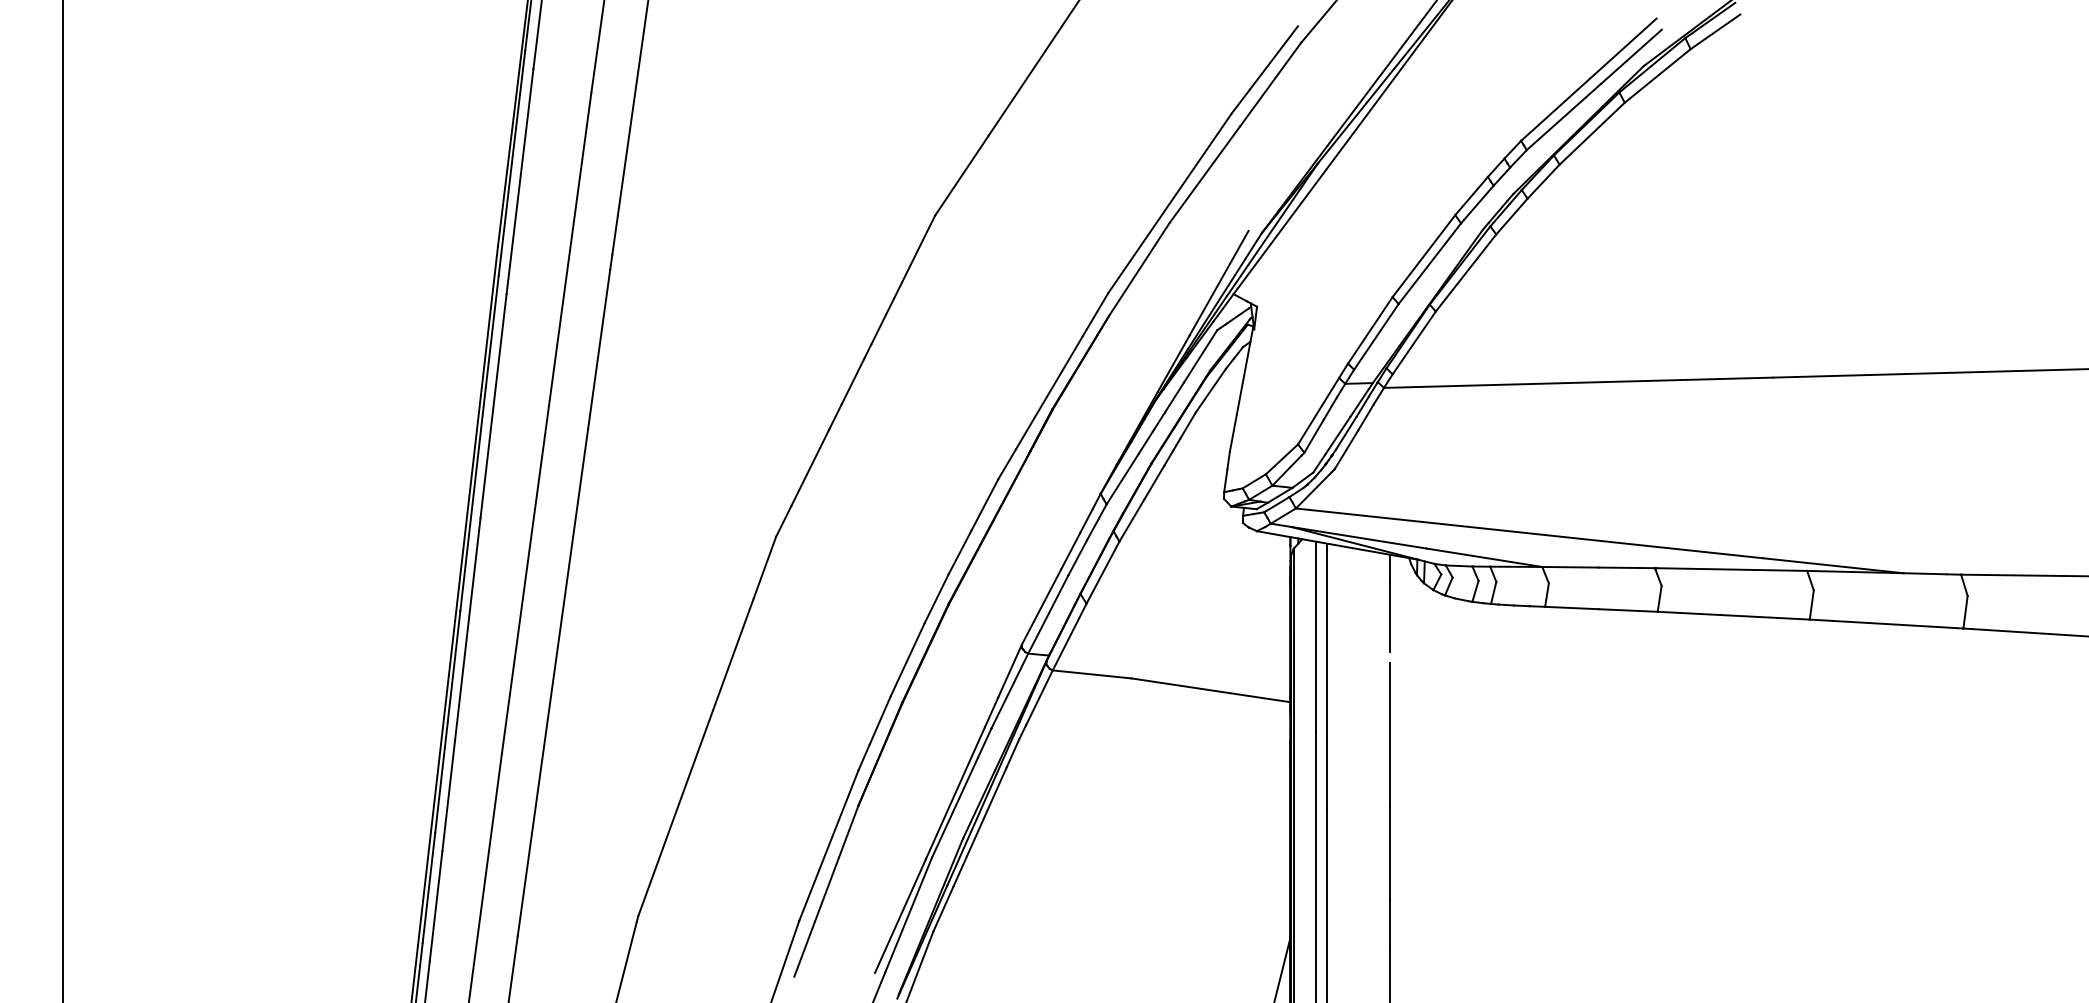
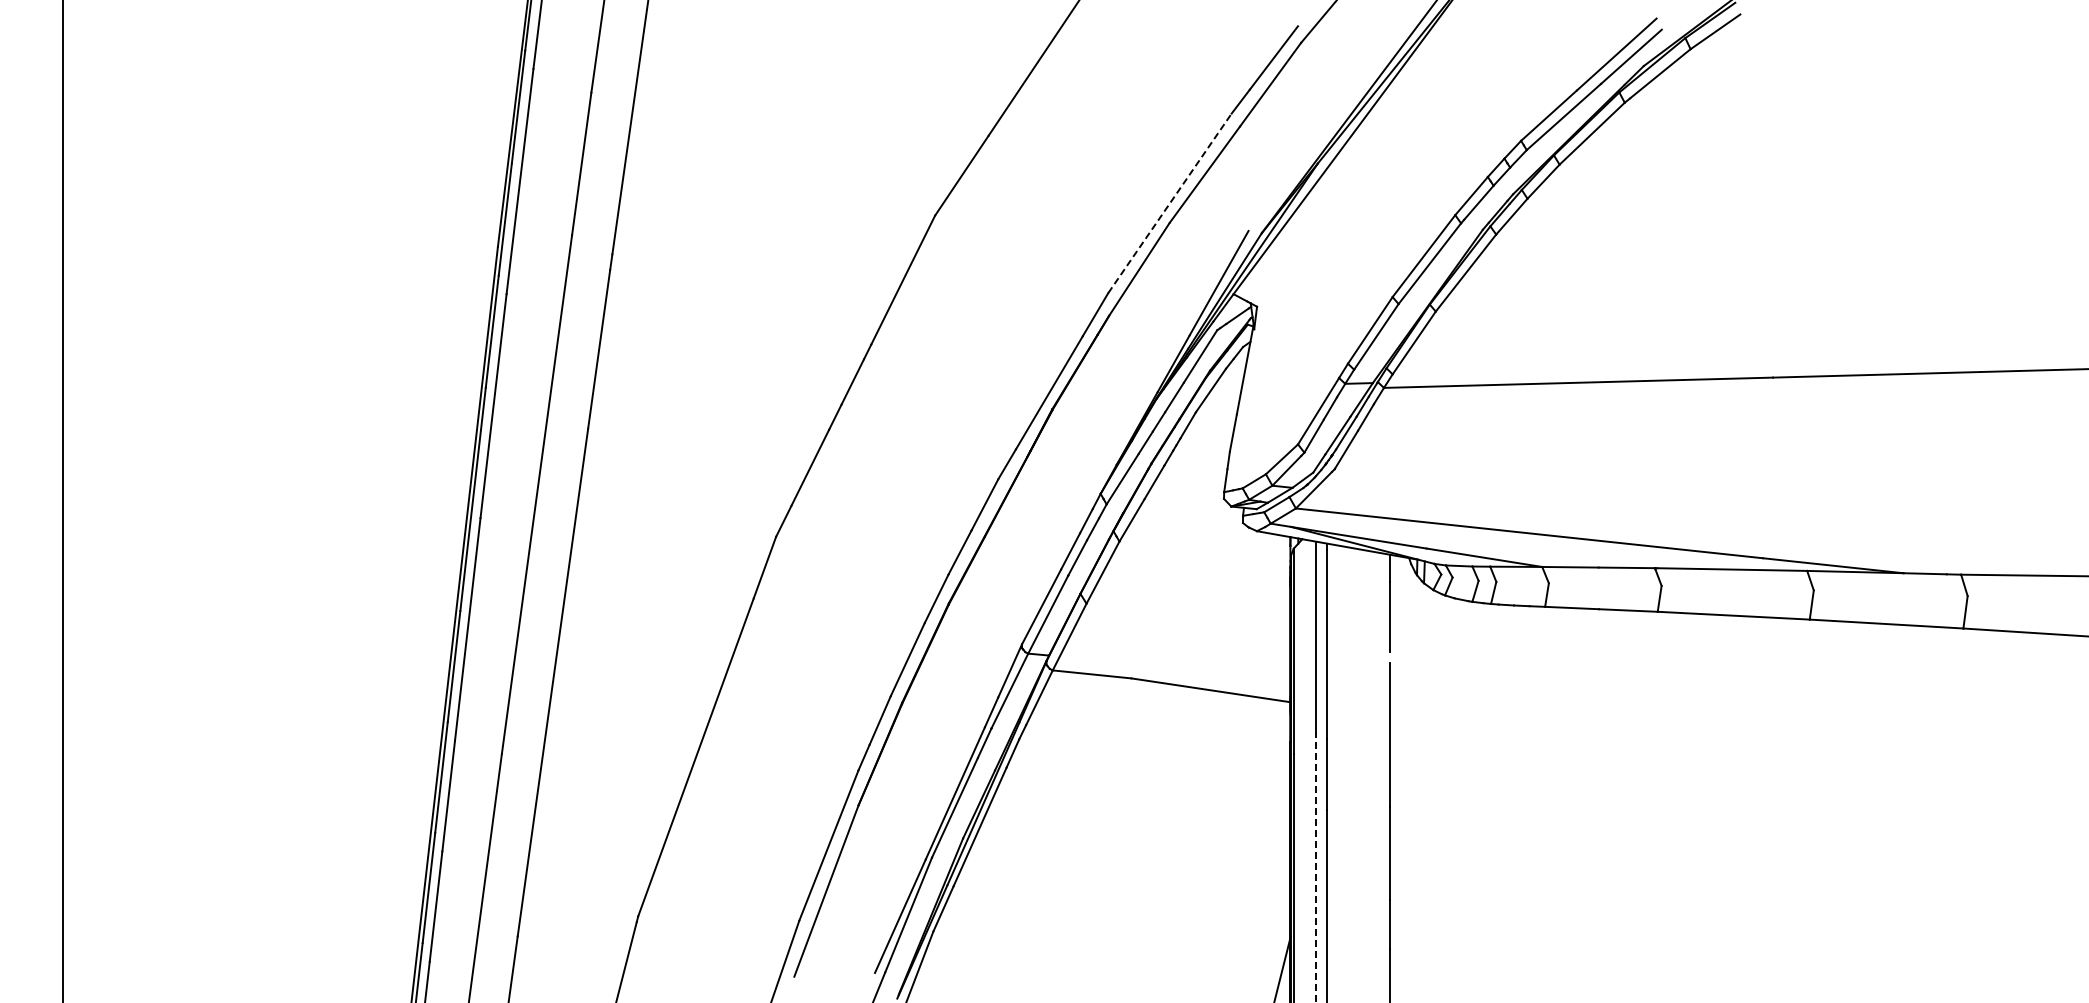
line: solid -> dashed (1169, 203)
line: solid -> dashed (1316, 867)
